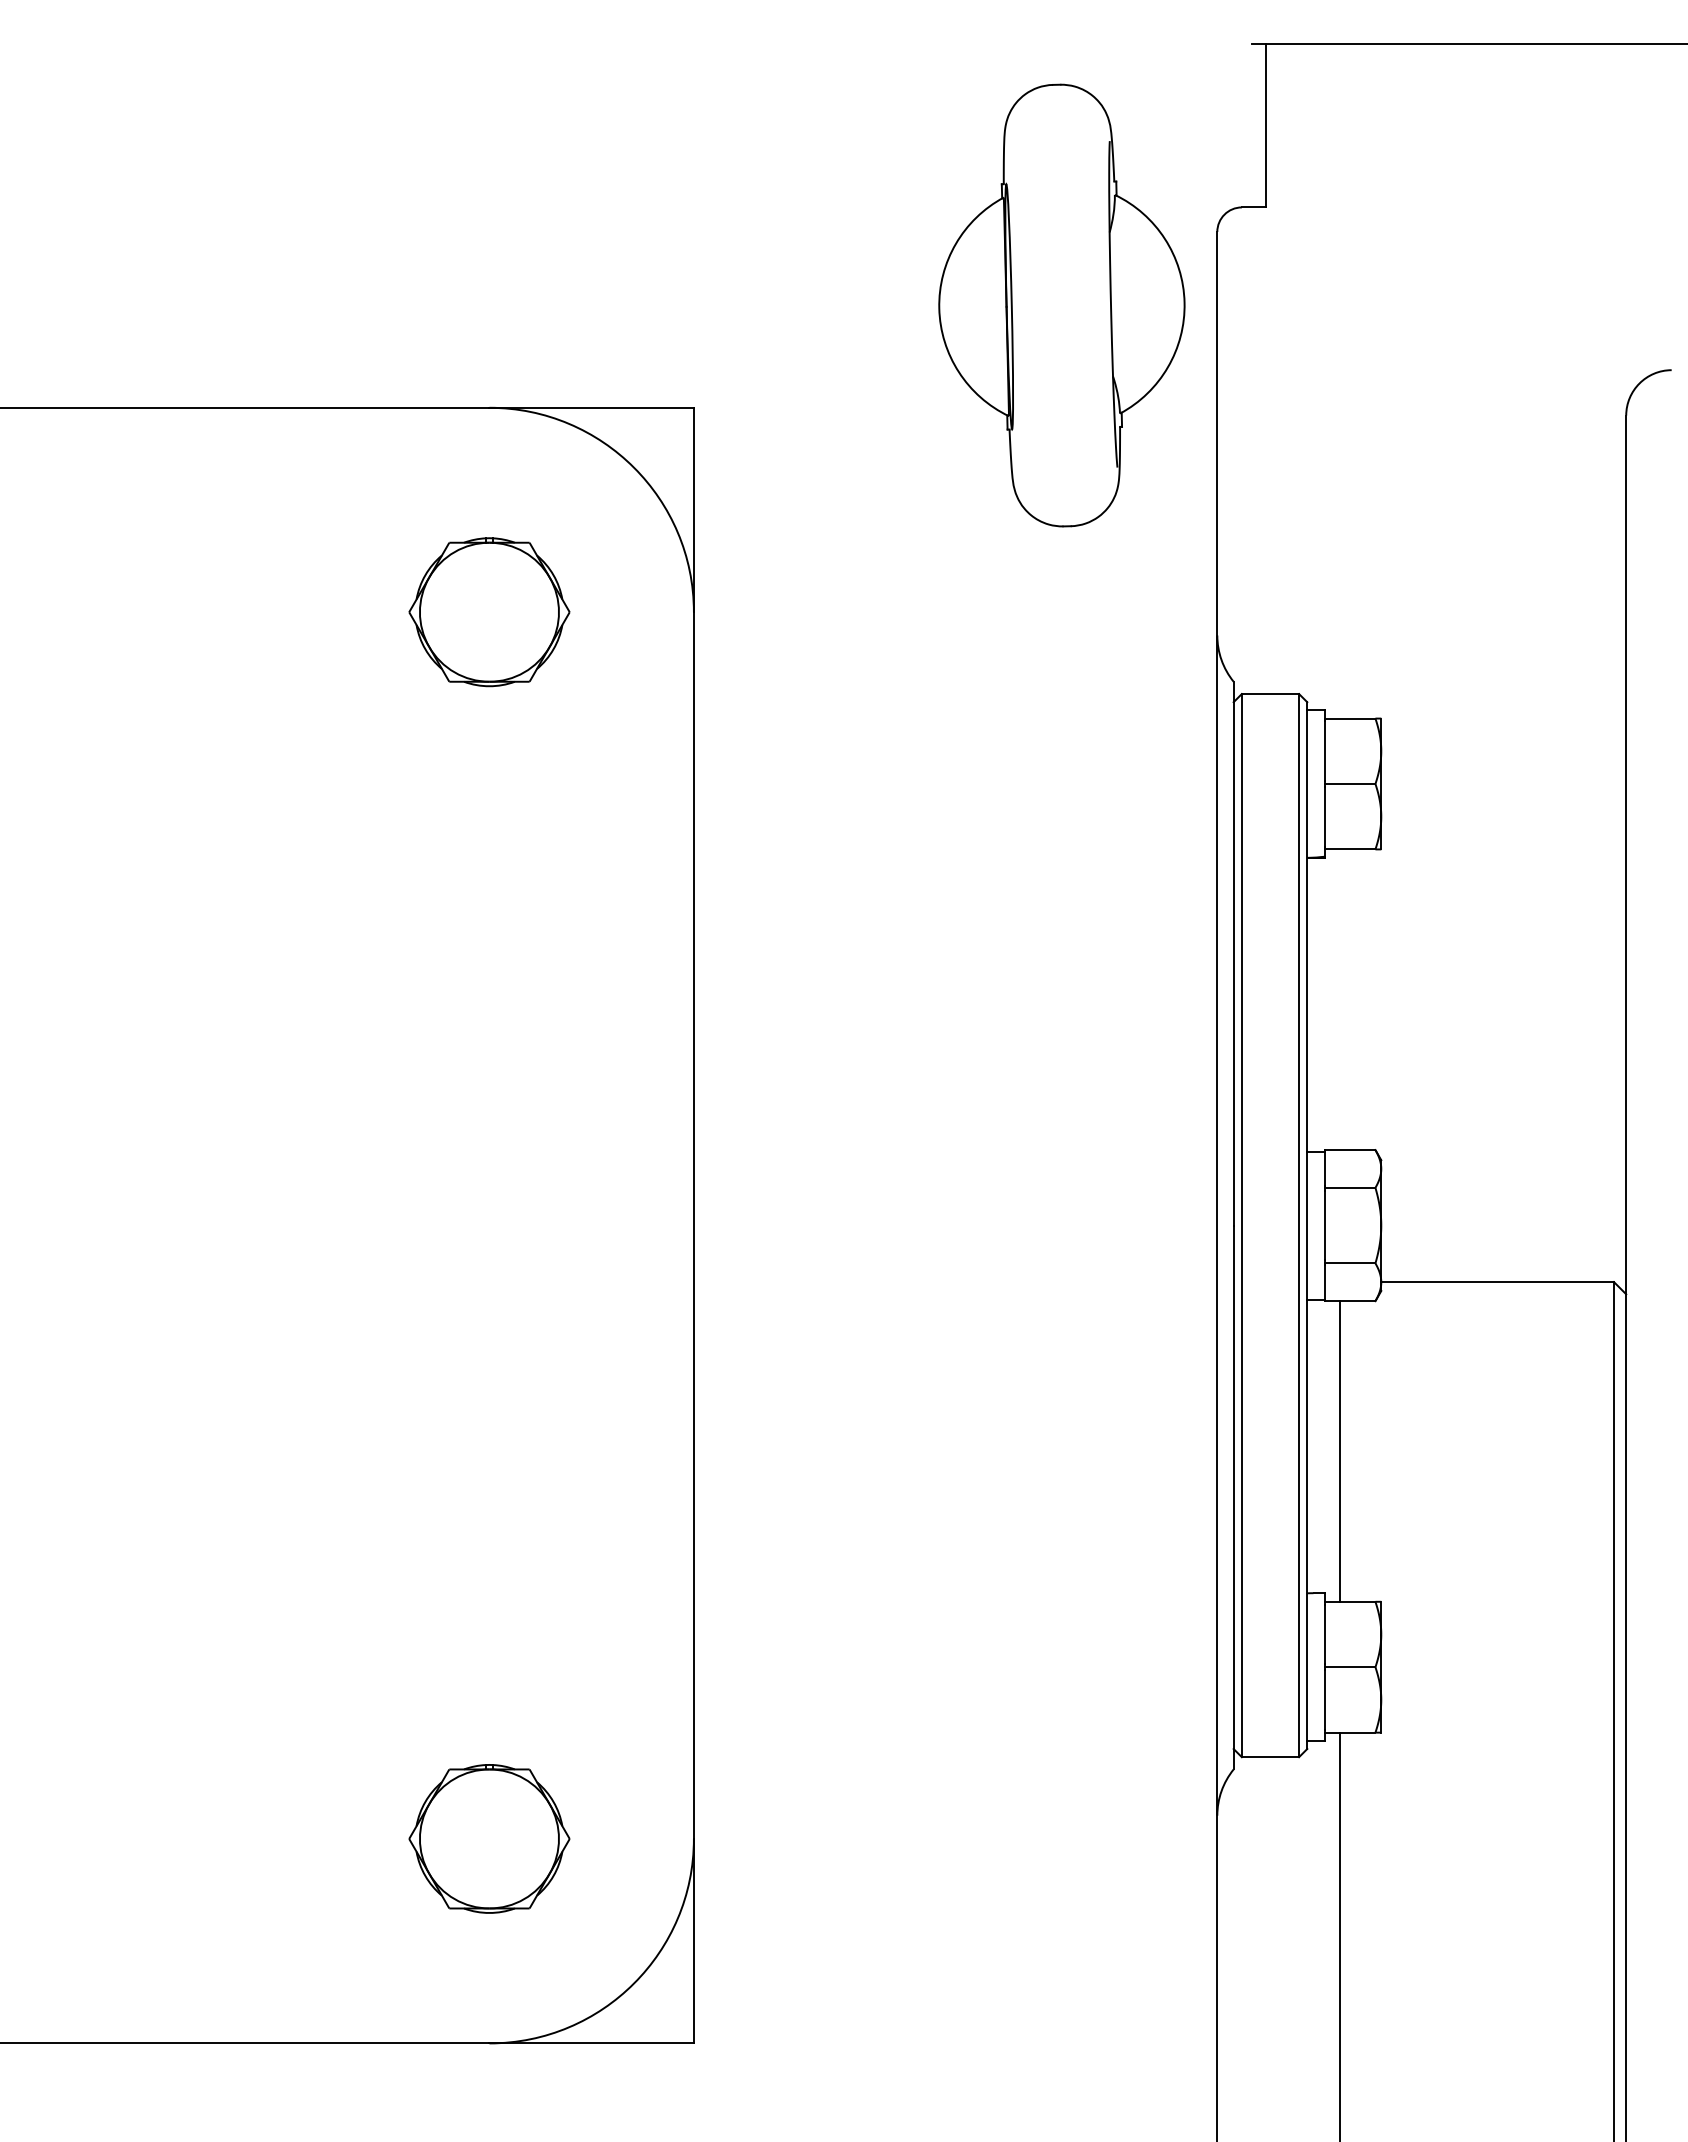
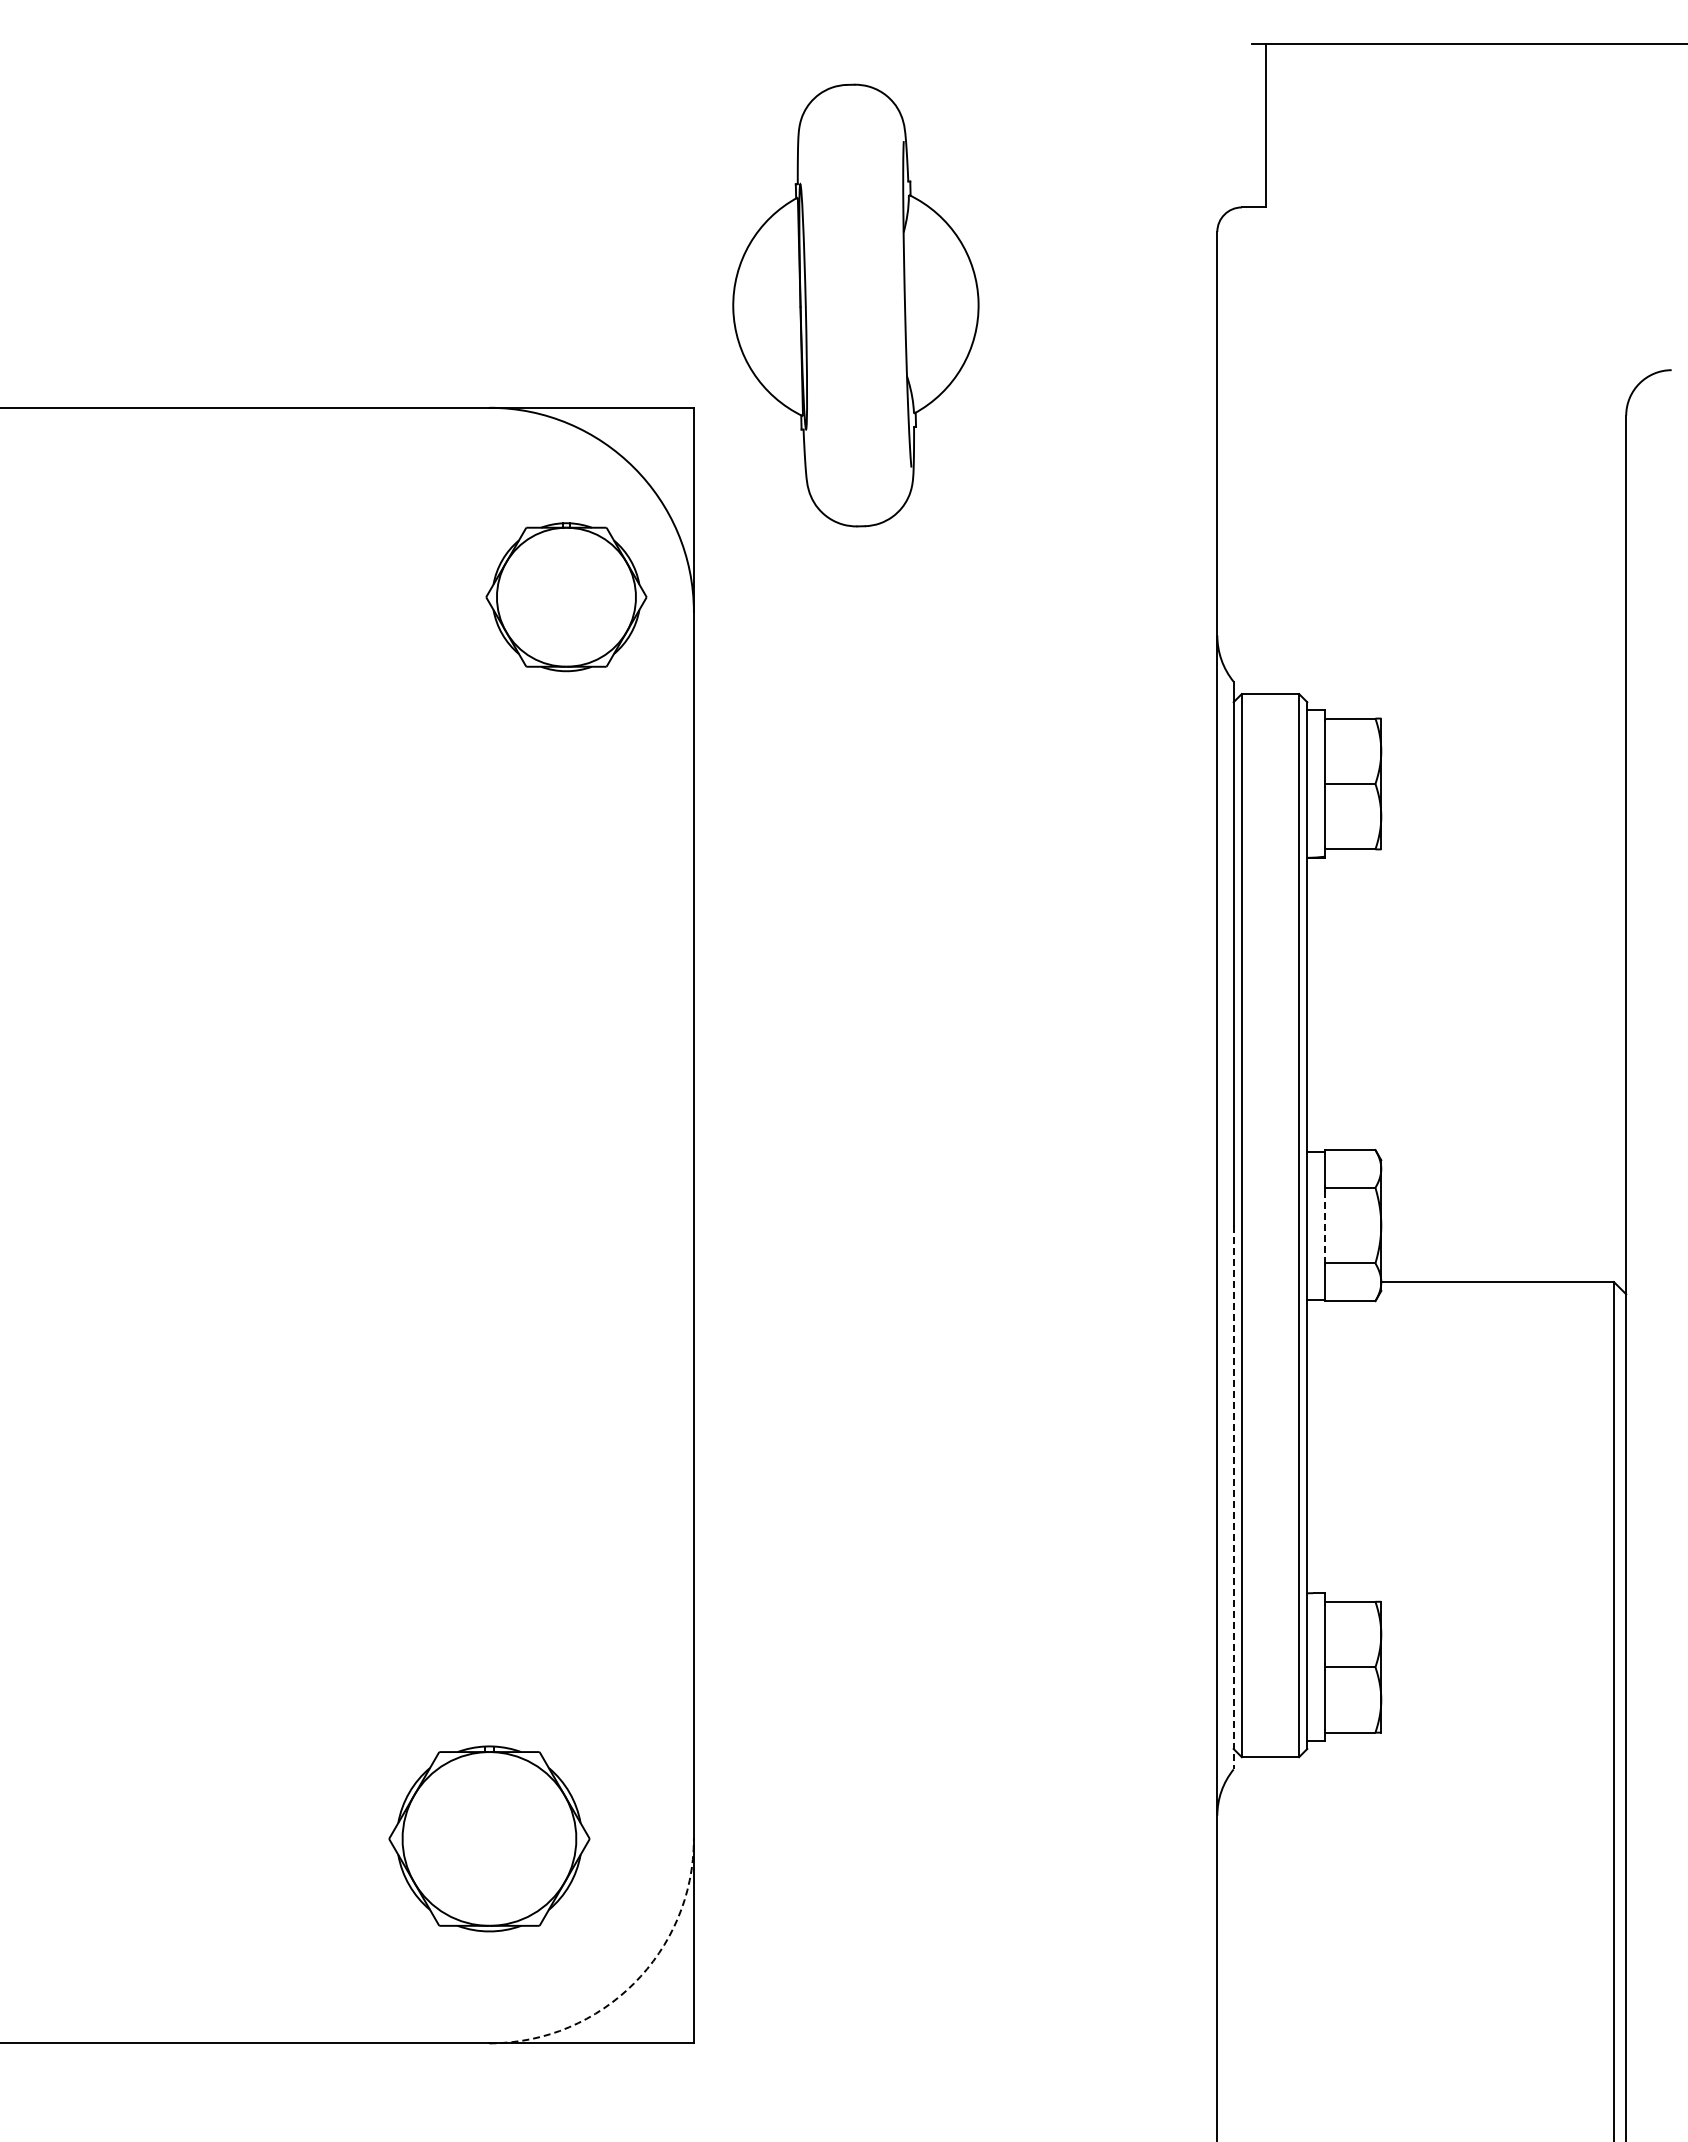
part position: (1061, 305) -> (855, 305) (855, 305)
part position: (489, 612) -> (566, 597) (566, 597)
line: solid -> dashed (1325, 1225)
line: present -> none (1339, 1451)
line: solid -> dashed (1233, 1497)
part size: 163x150 px -> 203x188 px (489, 1838)
line: present -> none (1339, 1935)
arc: solid -> dashed (634, 1983)
